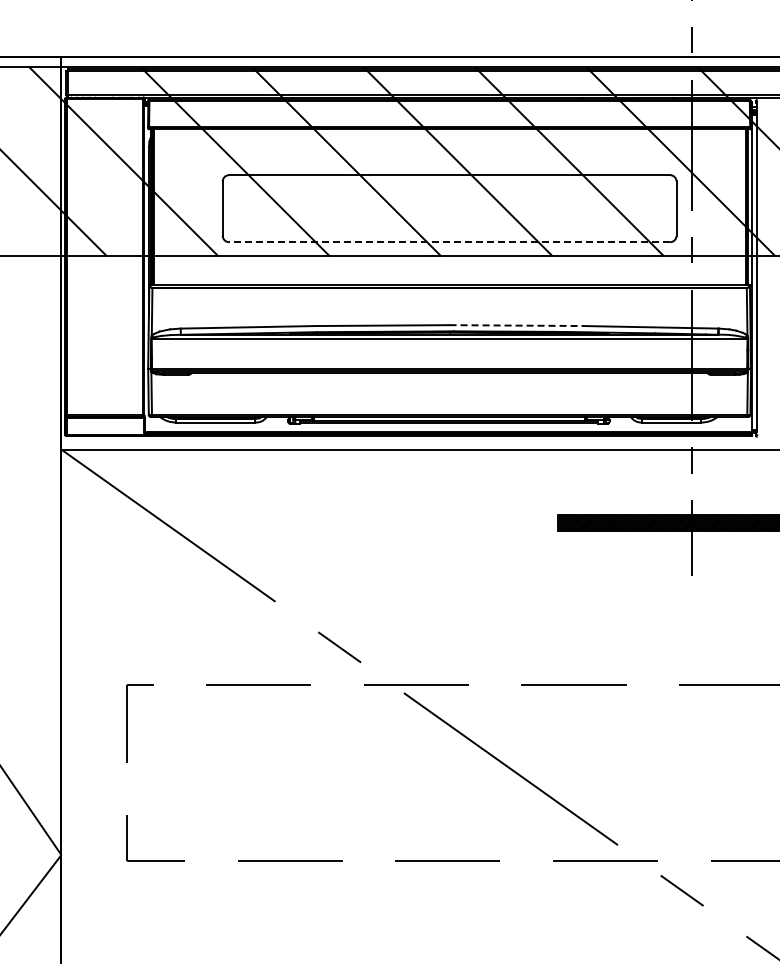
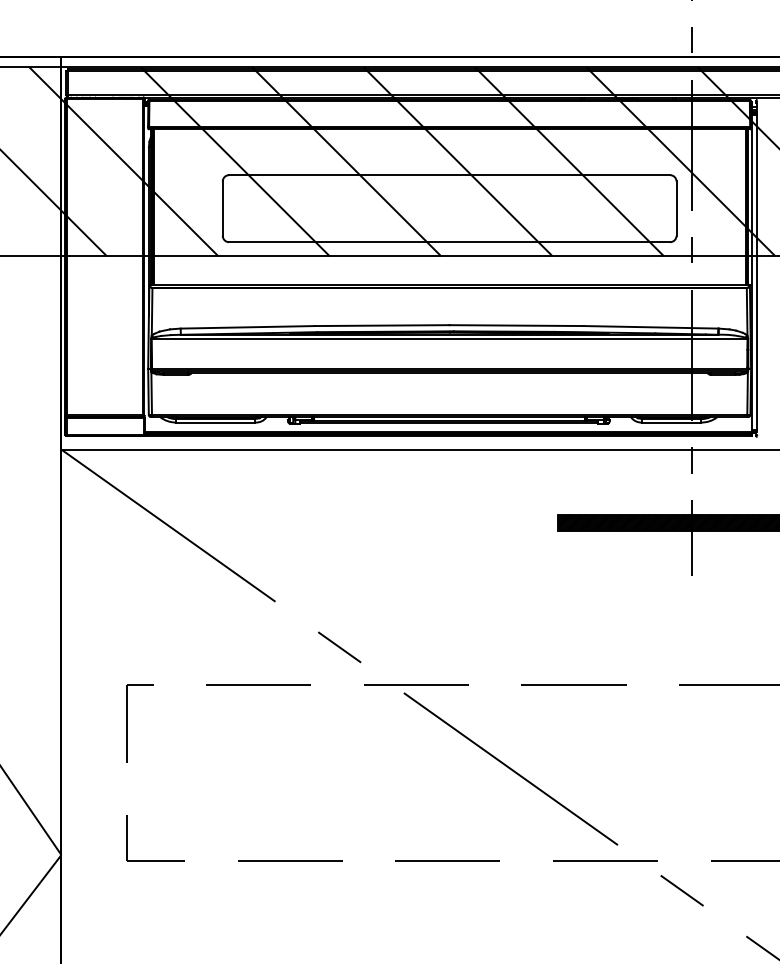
line: dashed -> solid (449, 242)
line: dashed -> solid (517, 325)
